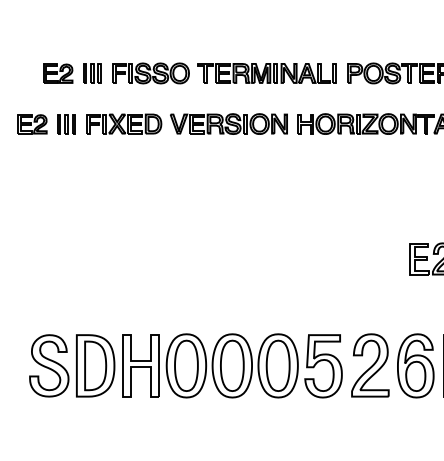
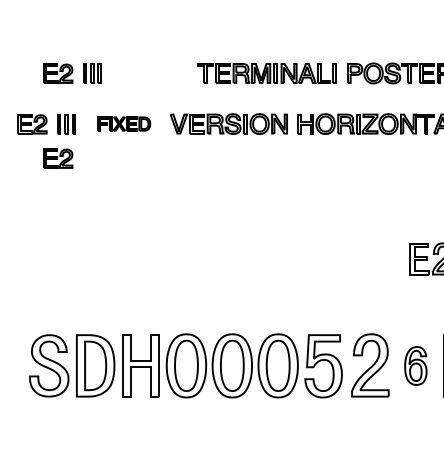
part: present -> none (150, 73)
part size: 77x22 px -> 55x16 px (124, 123)
part: none -> present (58, 158)
part size: 38x66 px -> 24x40 px (415, 365)
